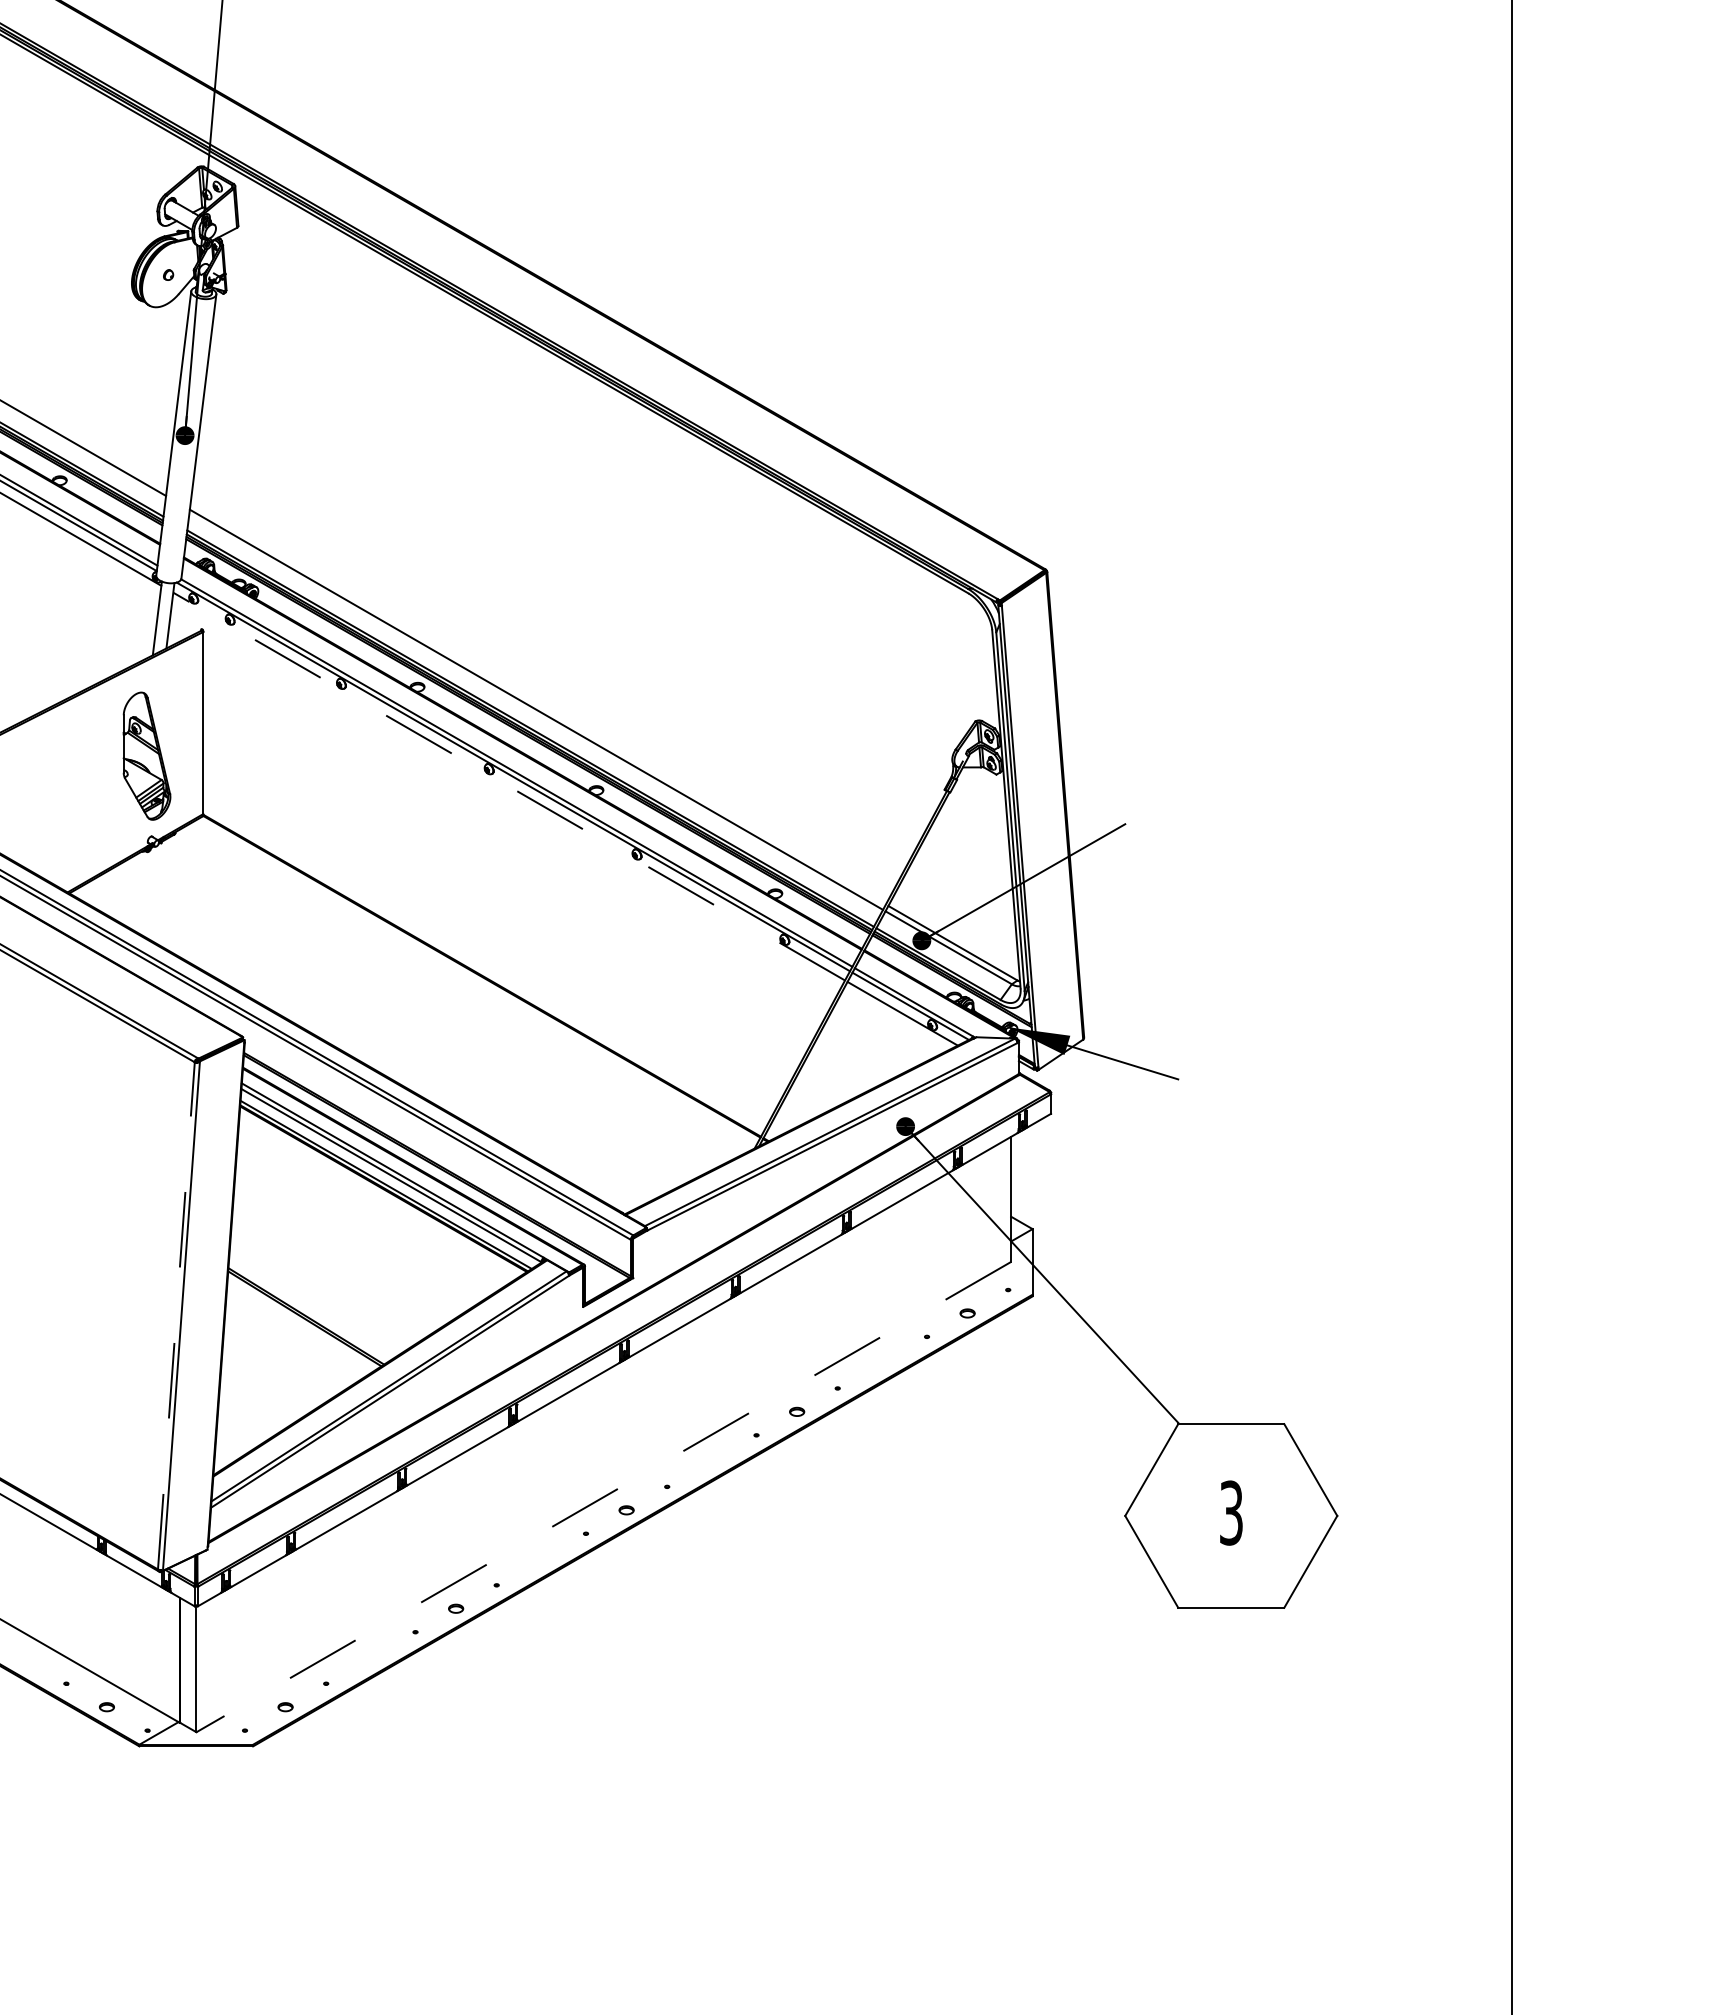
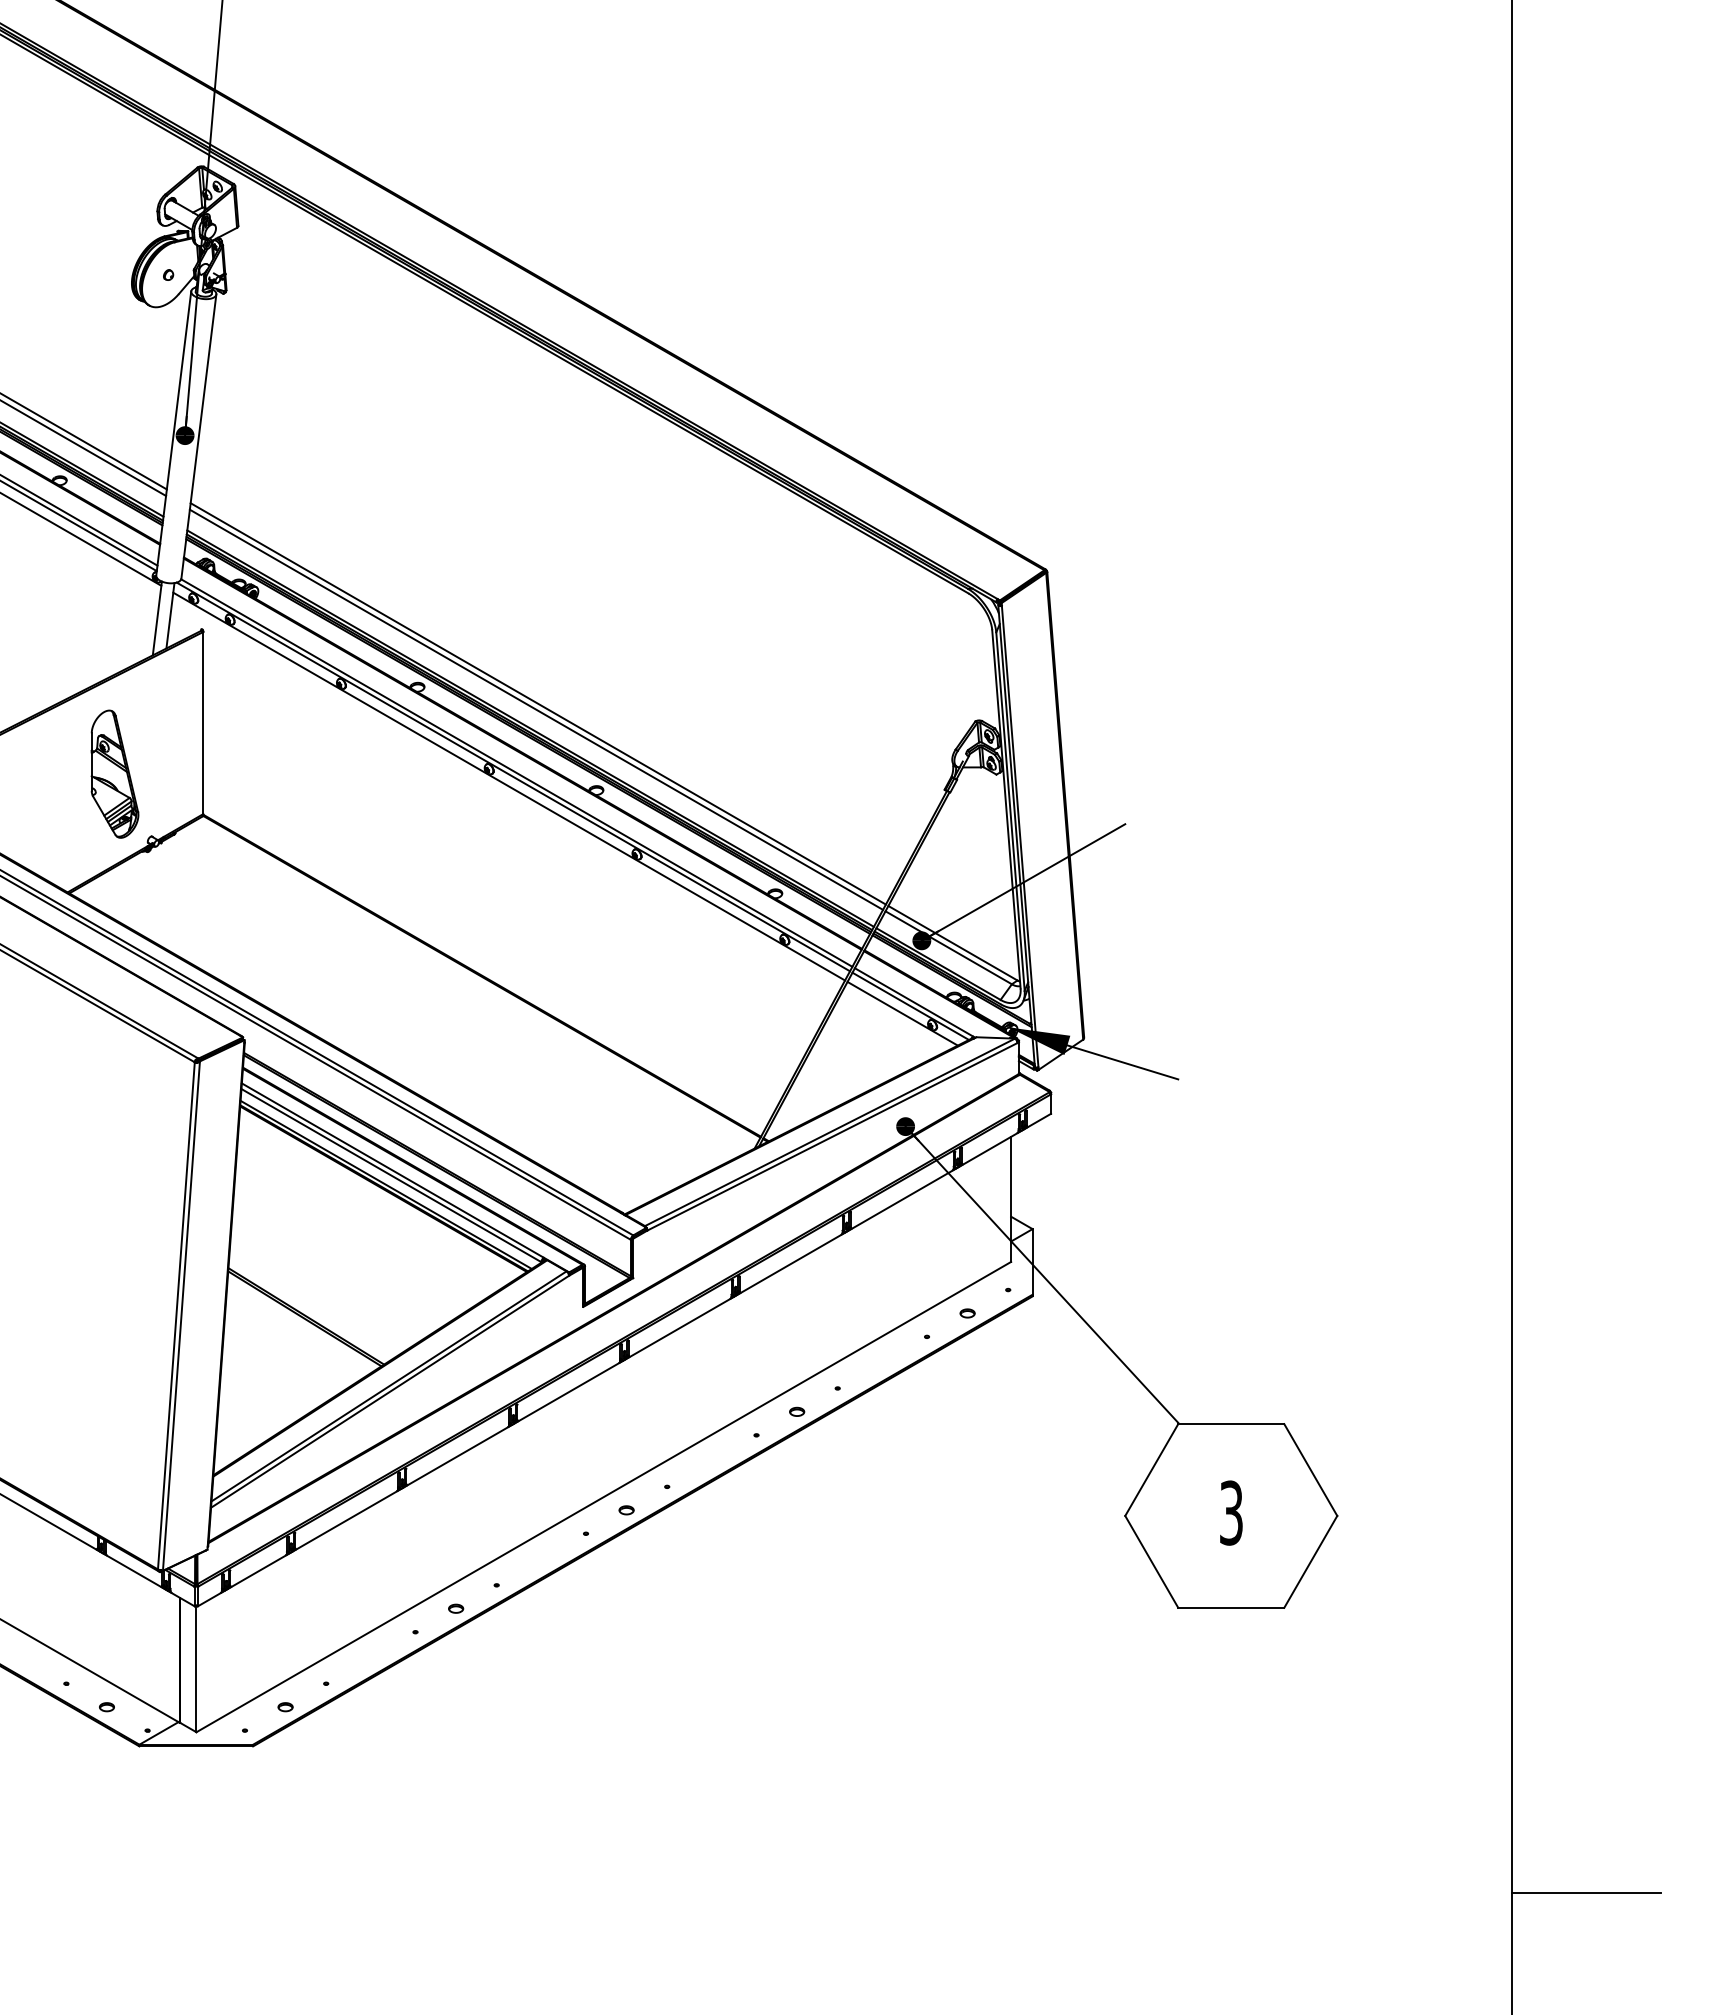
line: none -> present (84, 441)
line: none -> present (537, 703)
part position: (146, 755) -> (114, 773) (114, 773)
line: dashed -> solid (509, 786)
line: dashed -> solid (176, 1315)
line: dashed -> solid (603, 1497)
line: none -> present (1586, 1893)
